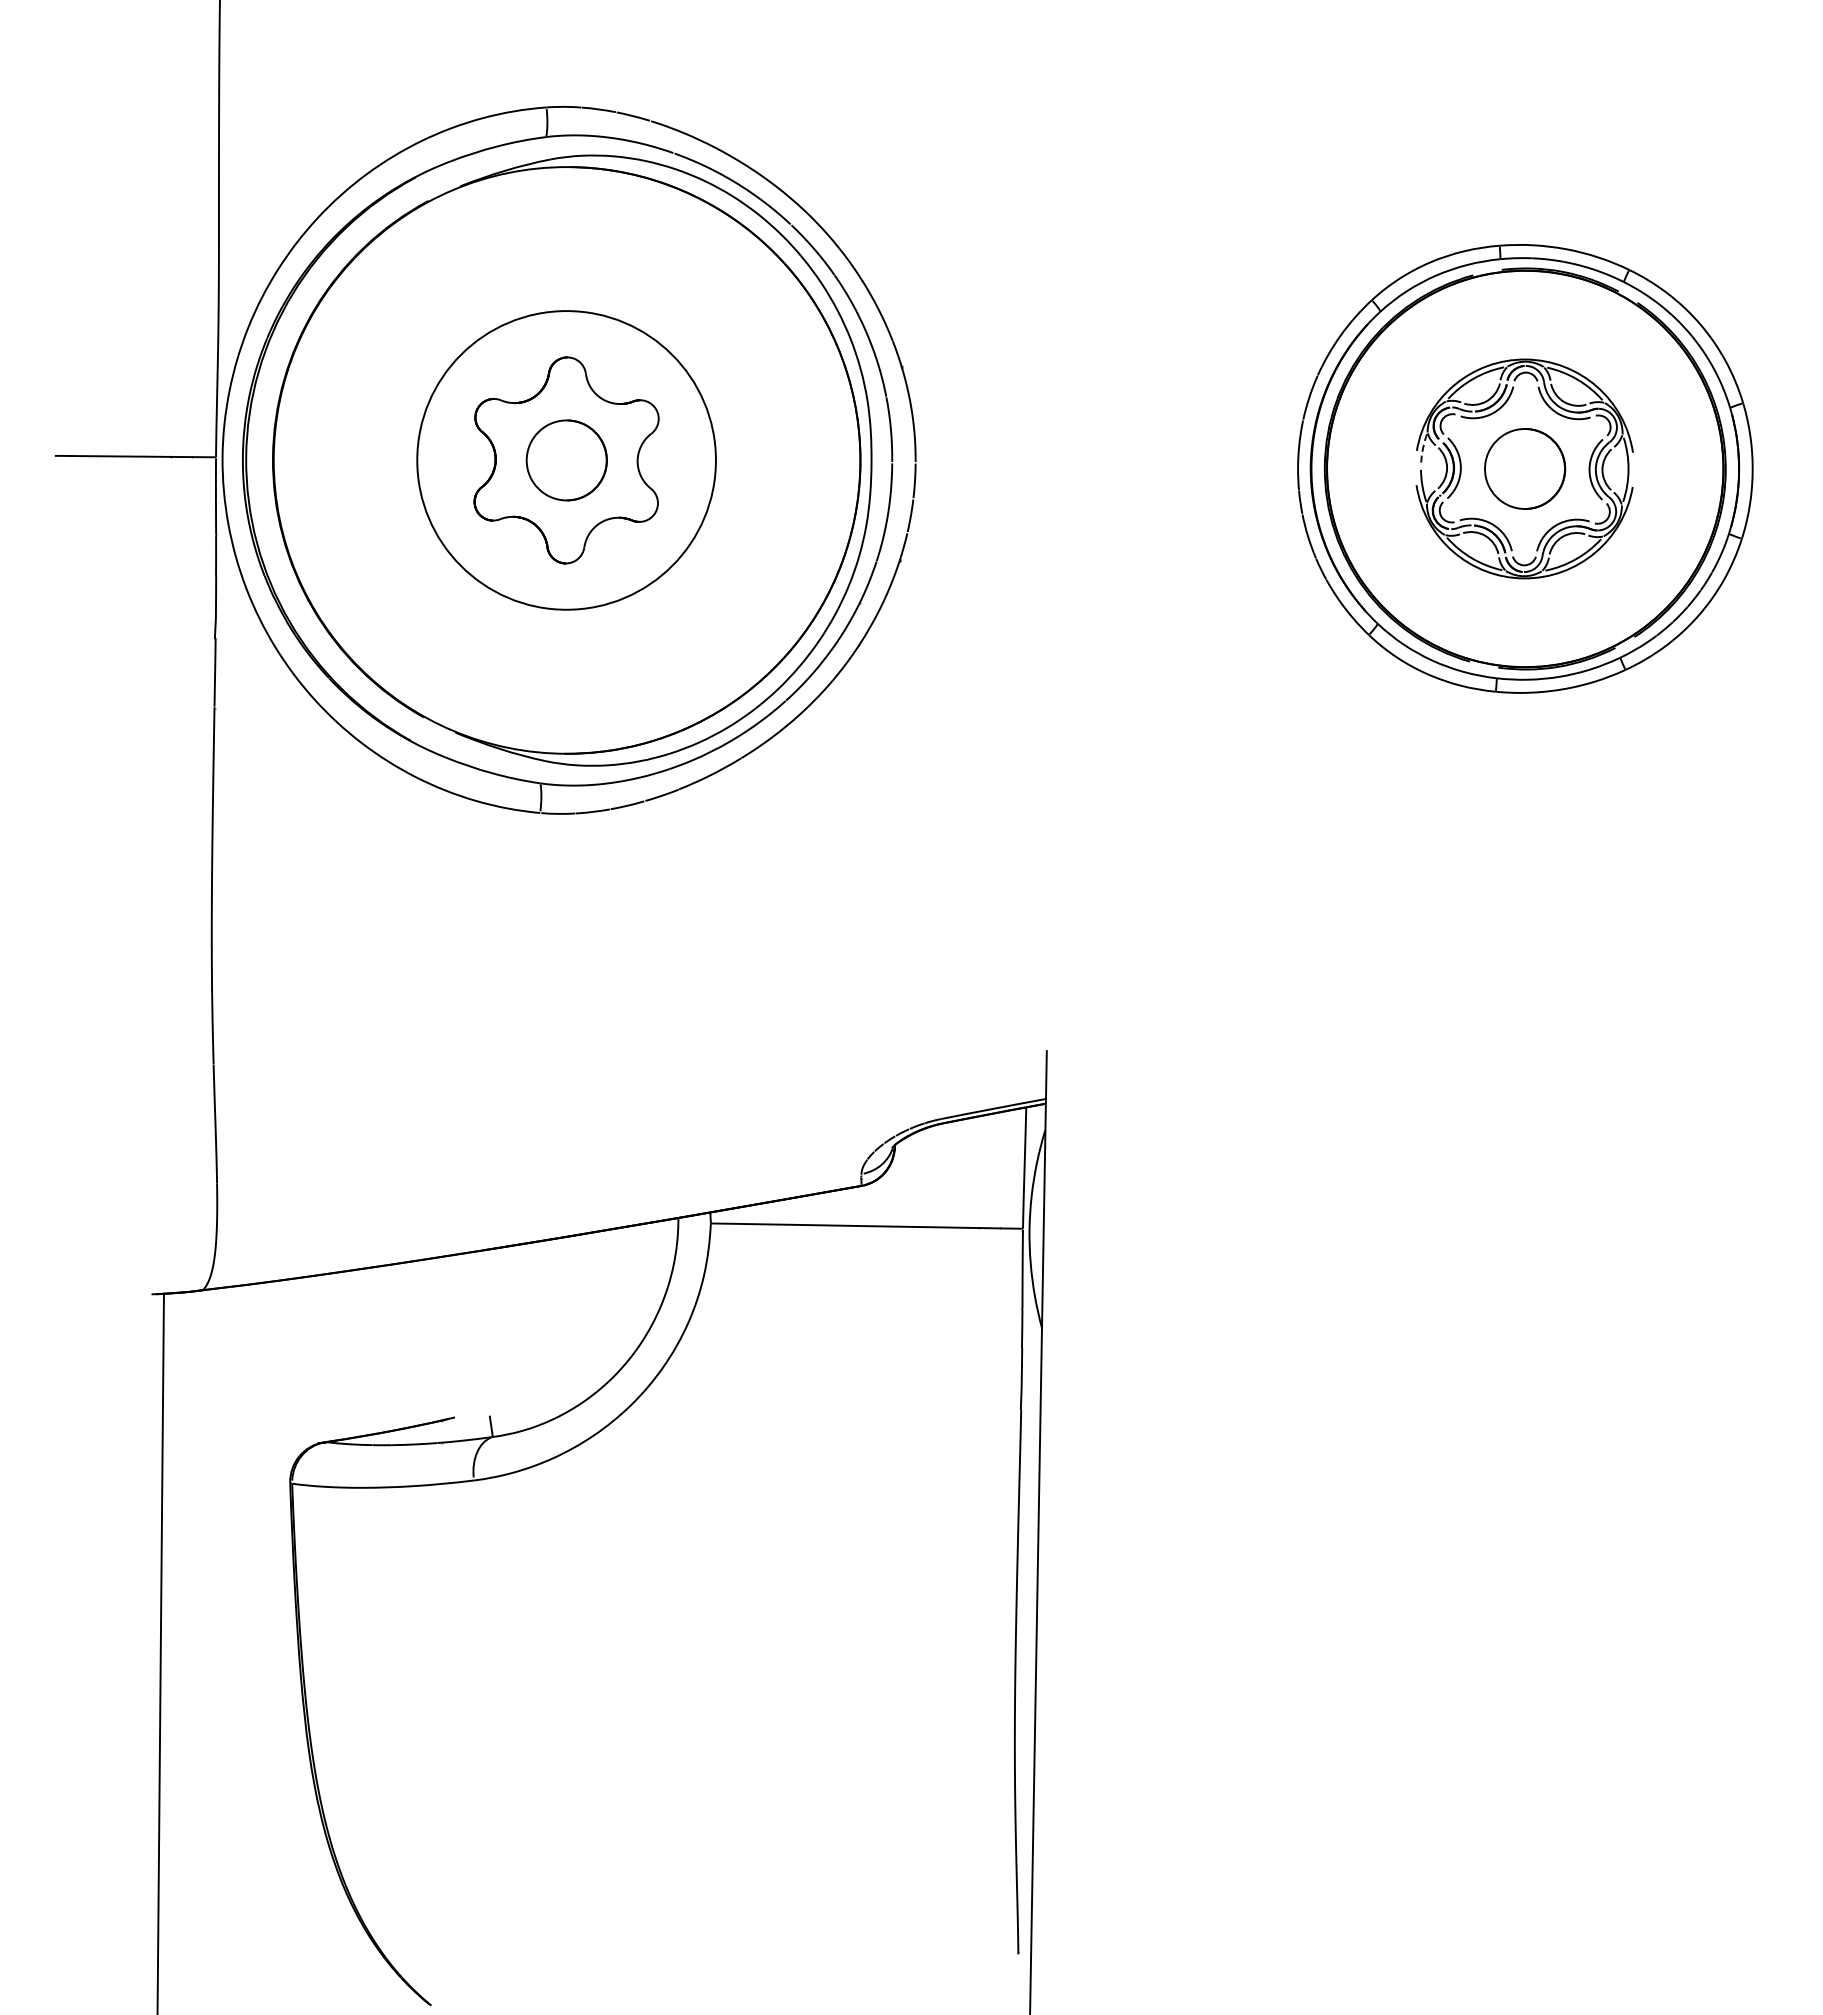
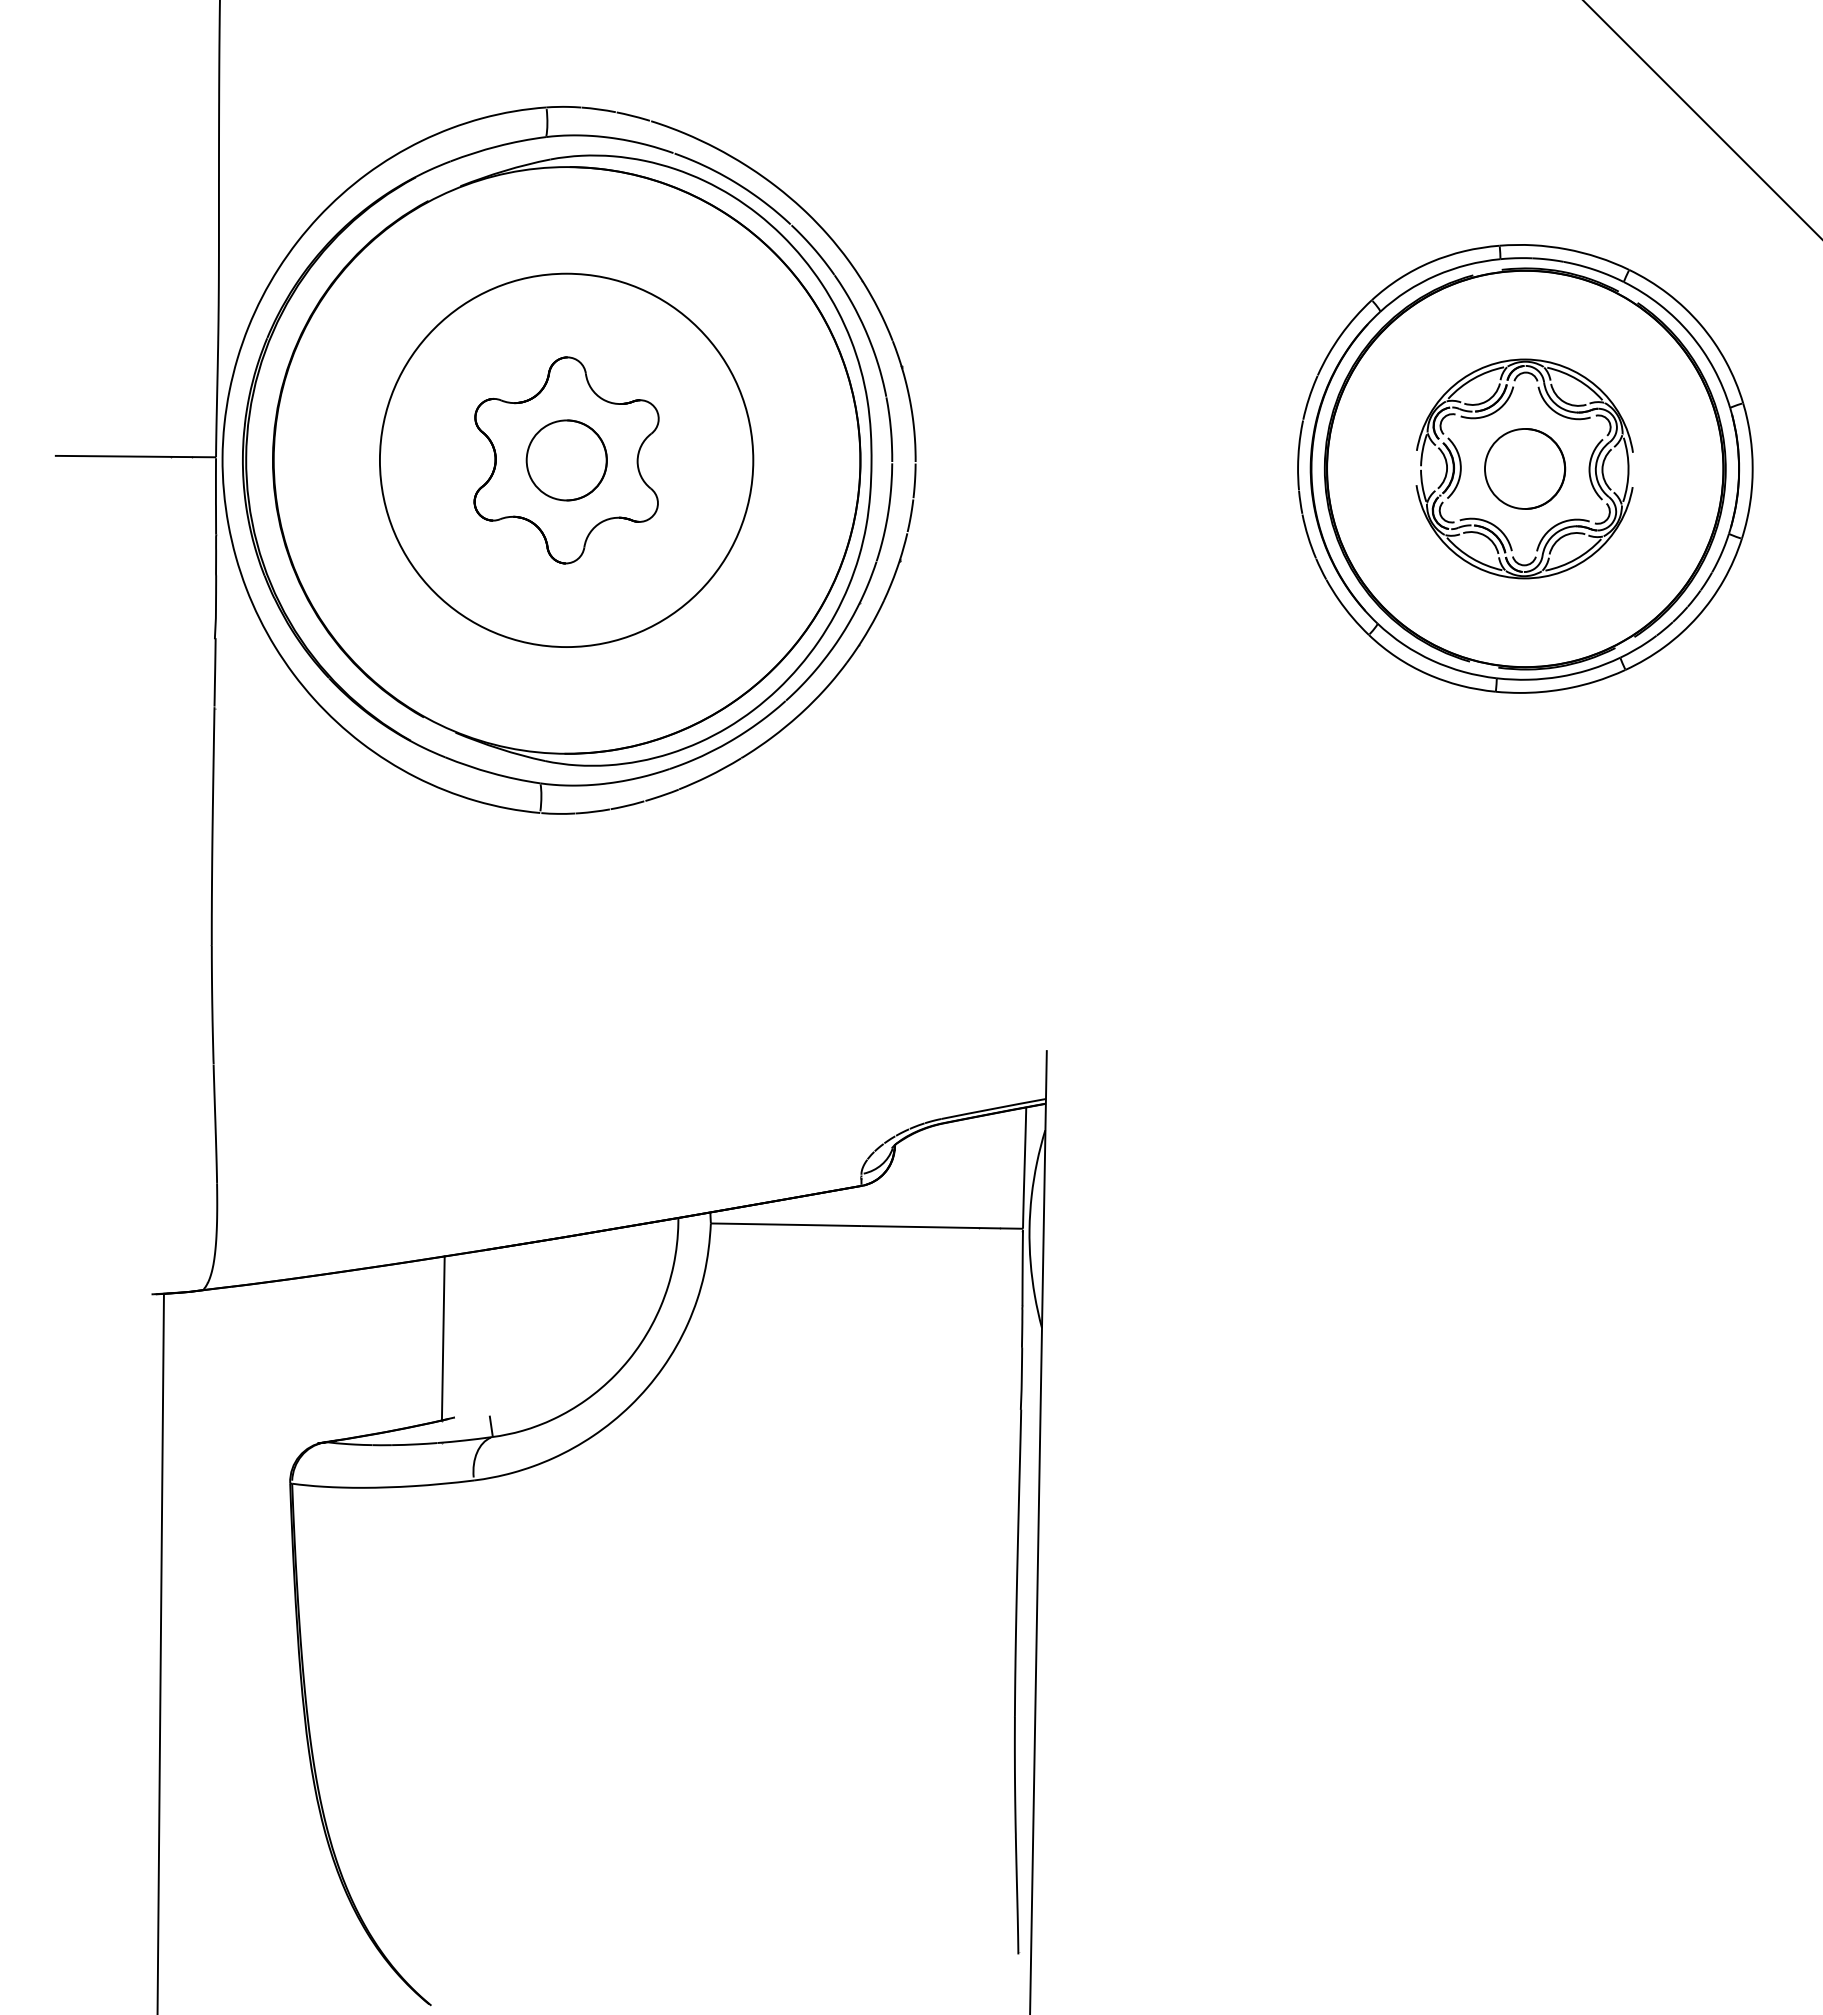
line: none -> present (1701, 119)
arc: dashed -> solid (1422, 450)
circle diameter: 299 px -> 373 px (566, 460)
line: none -> present (442, 1338)
